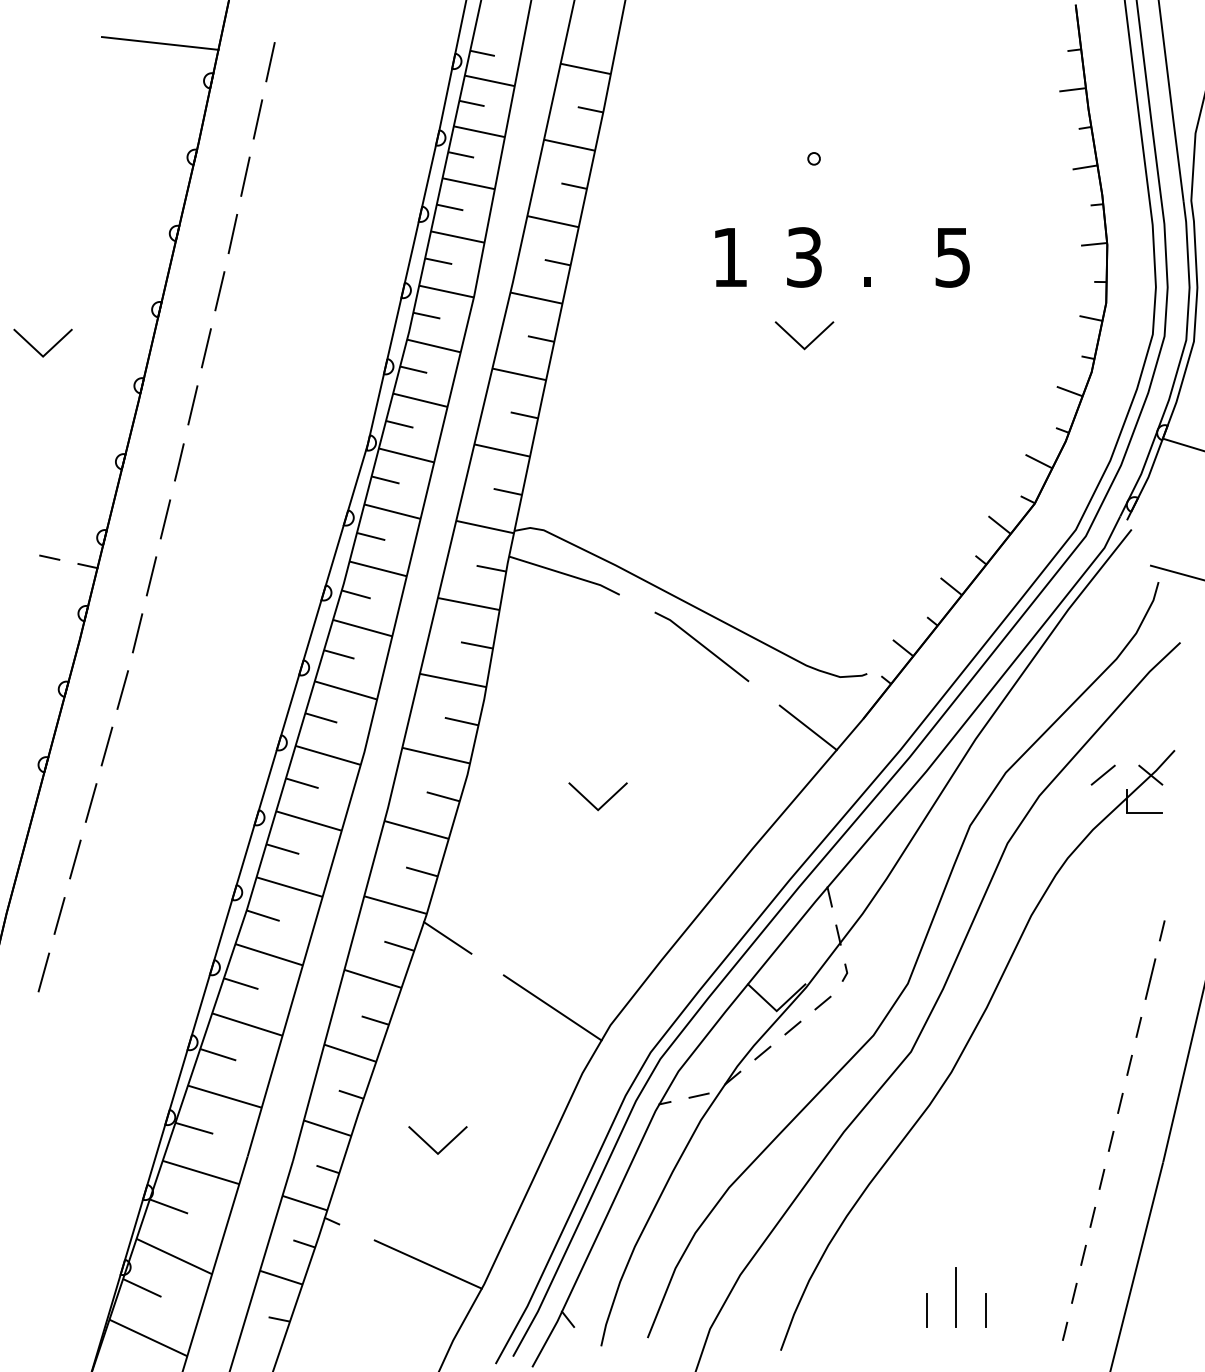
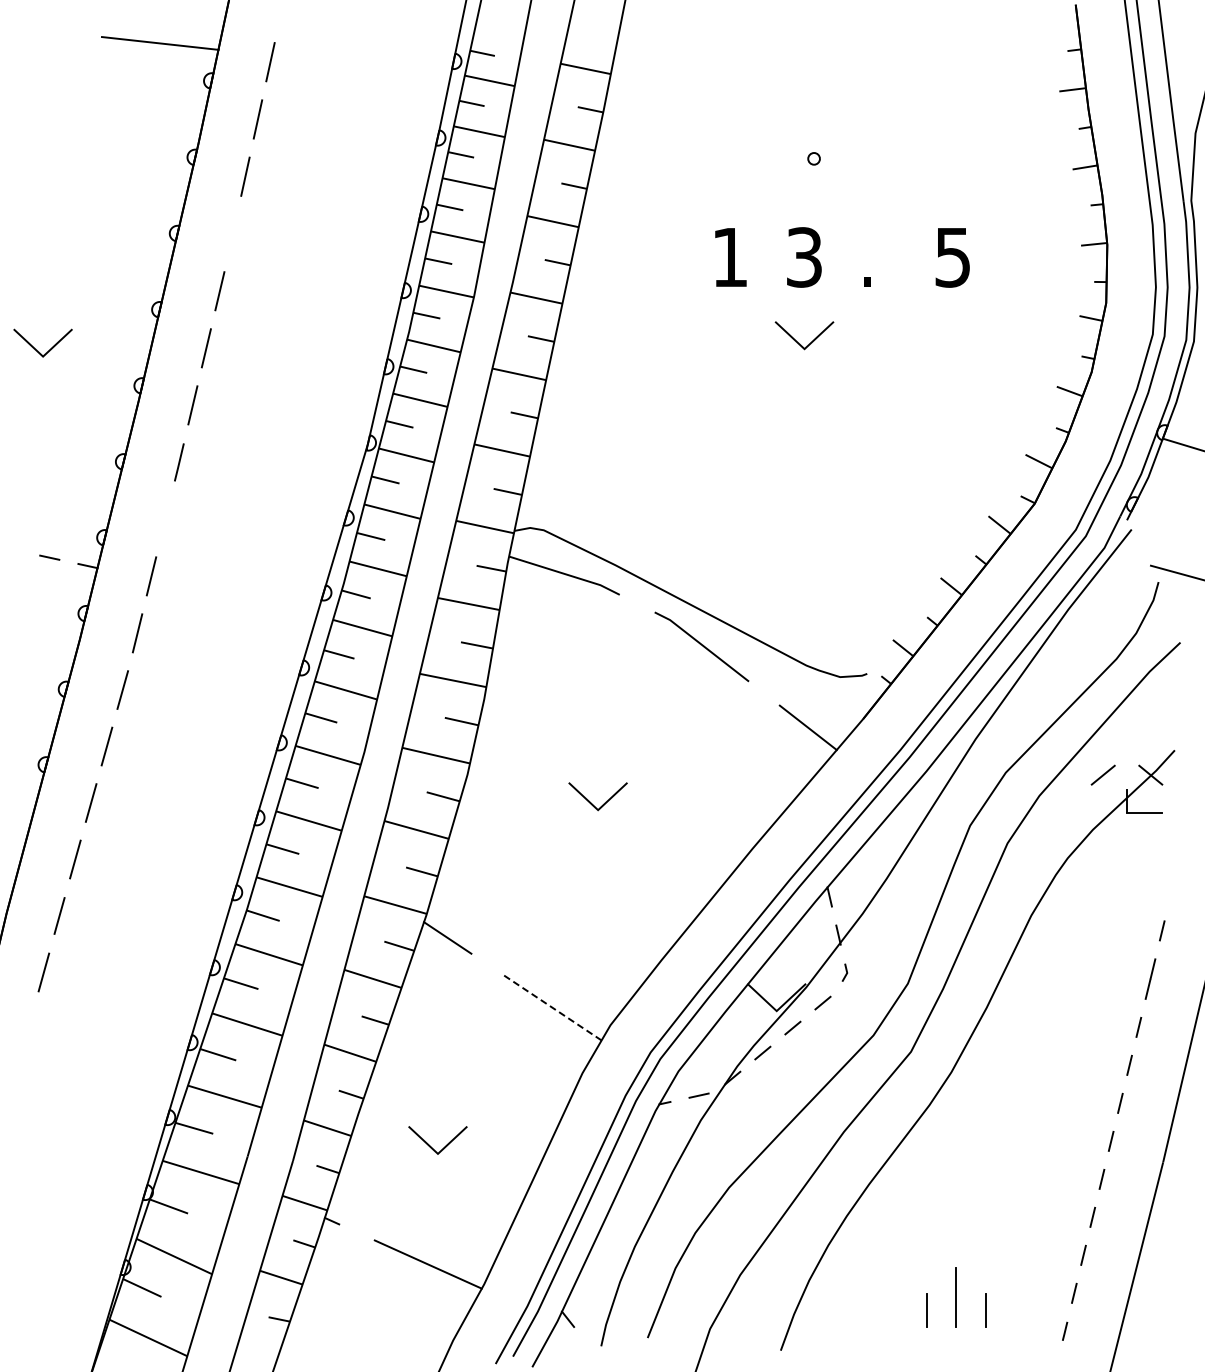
line: present -> none (232, 233)
line: present -> none (164, 519)
line: solid -> dashed (552, 1007)
